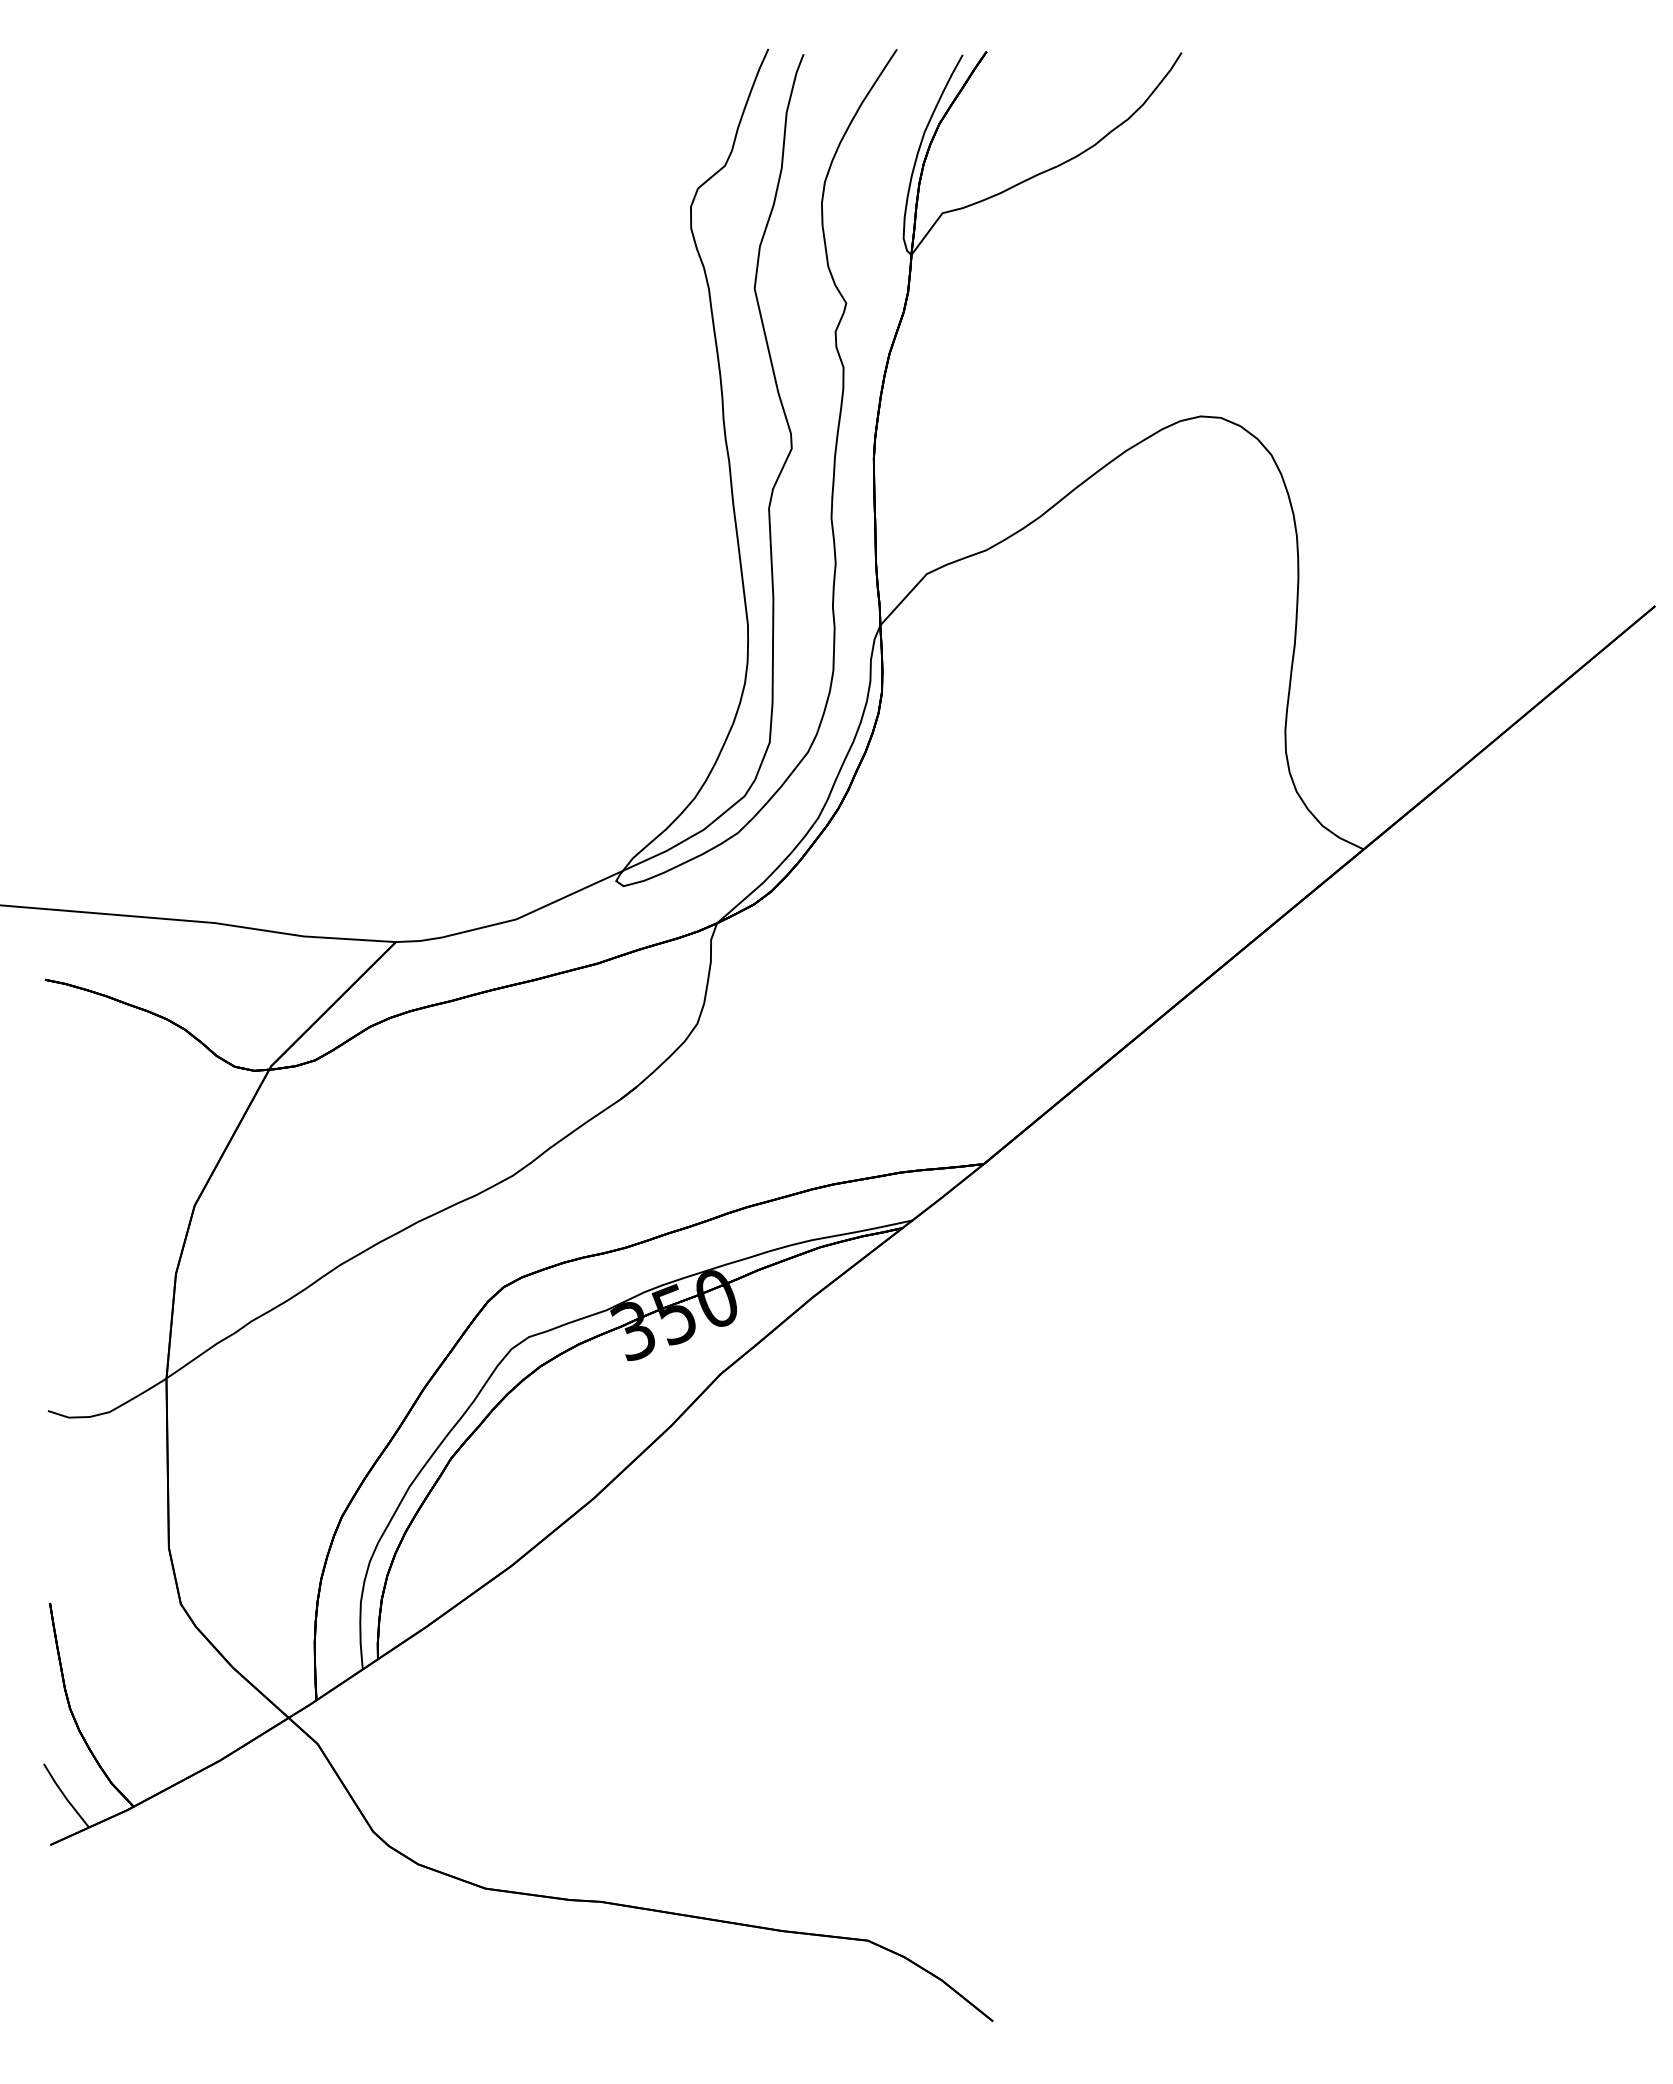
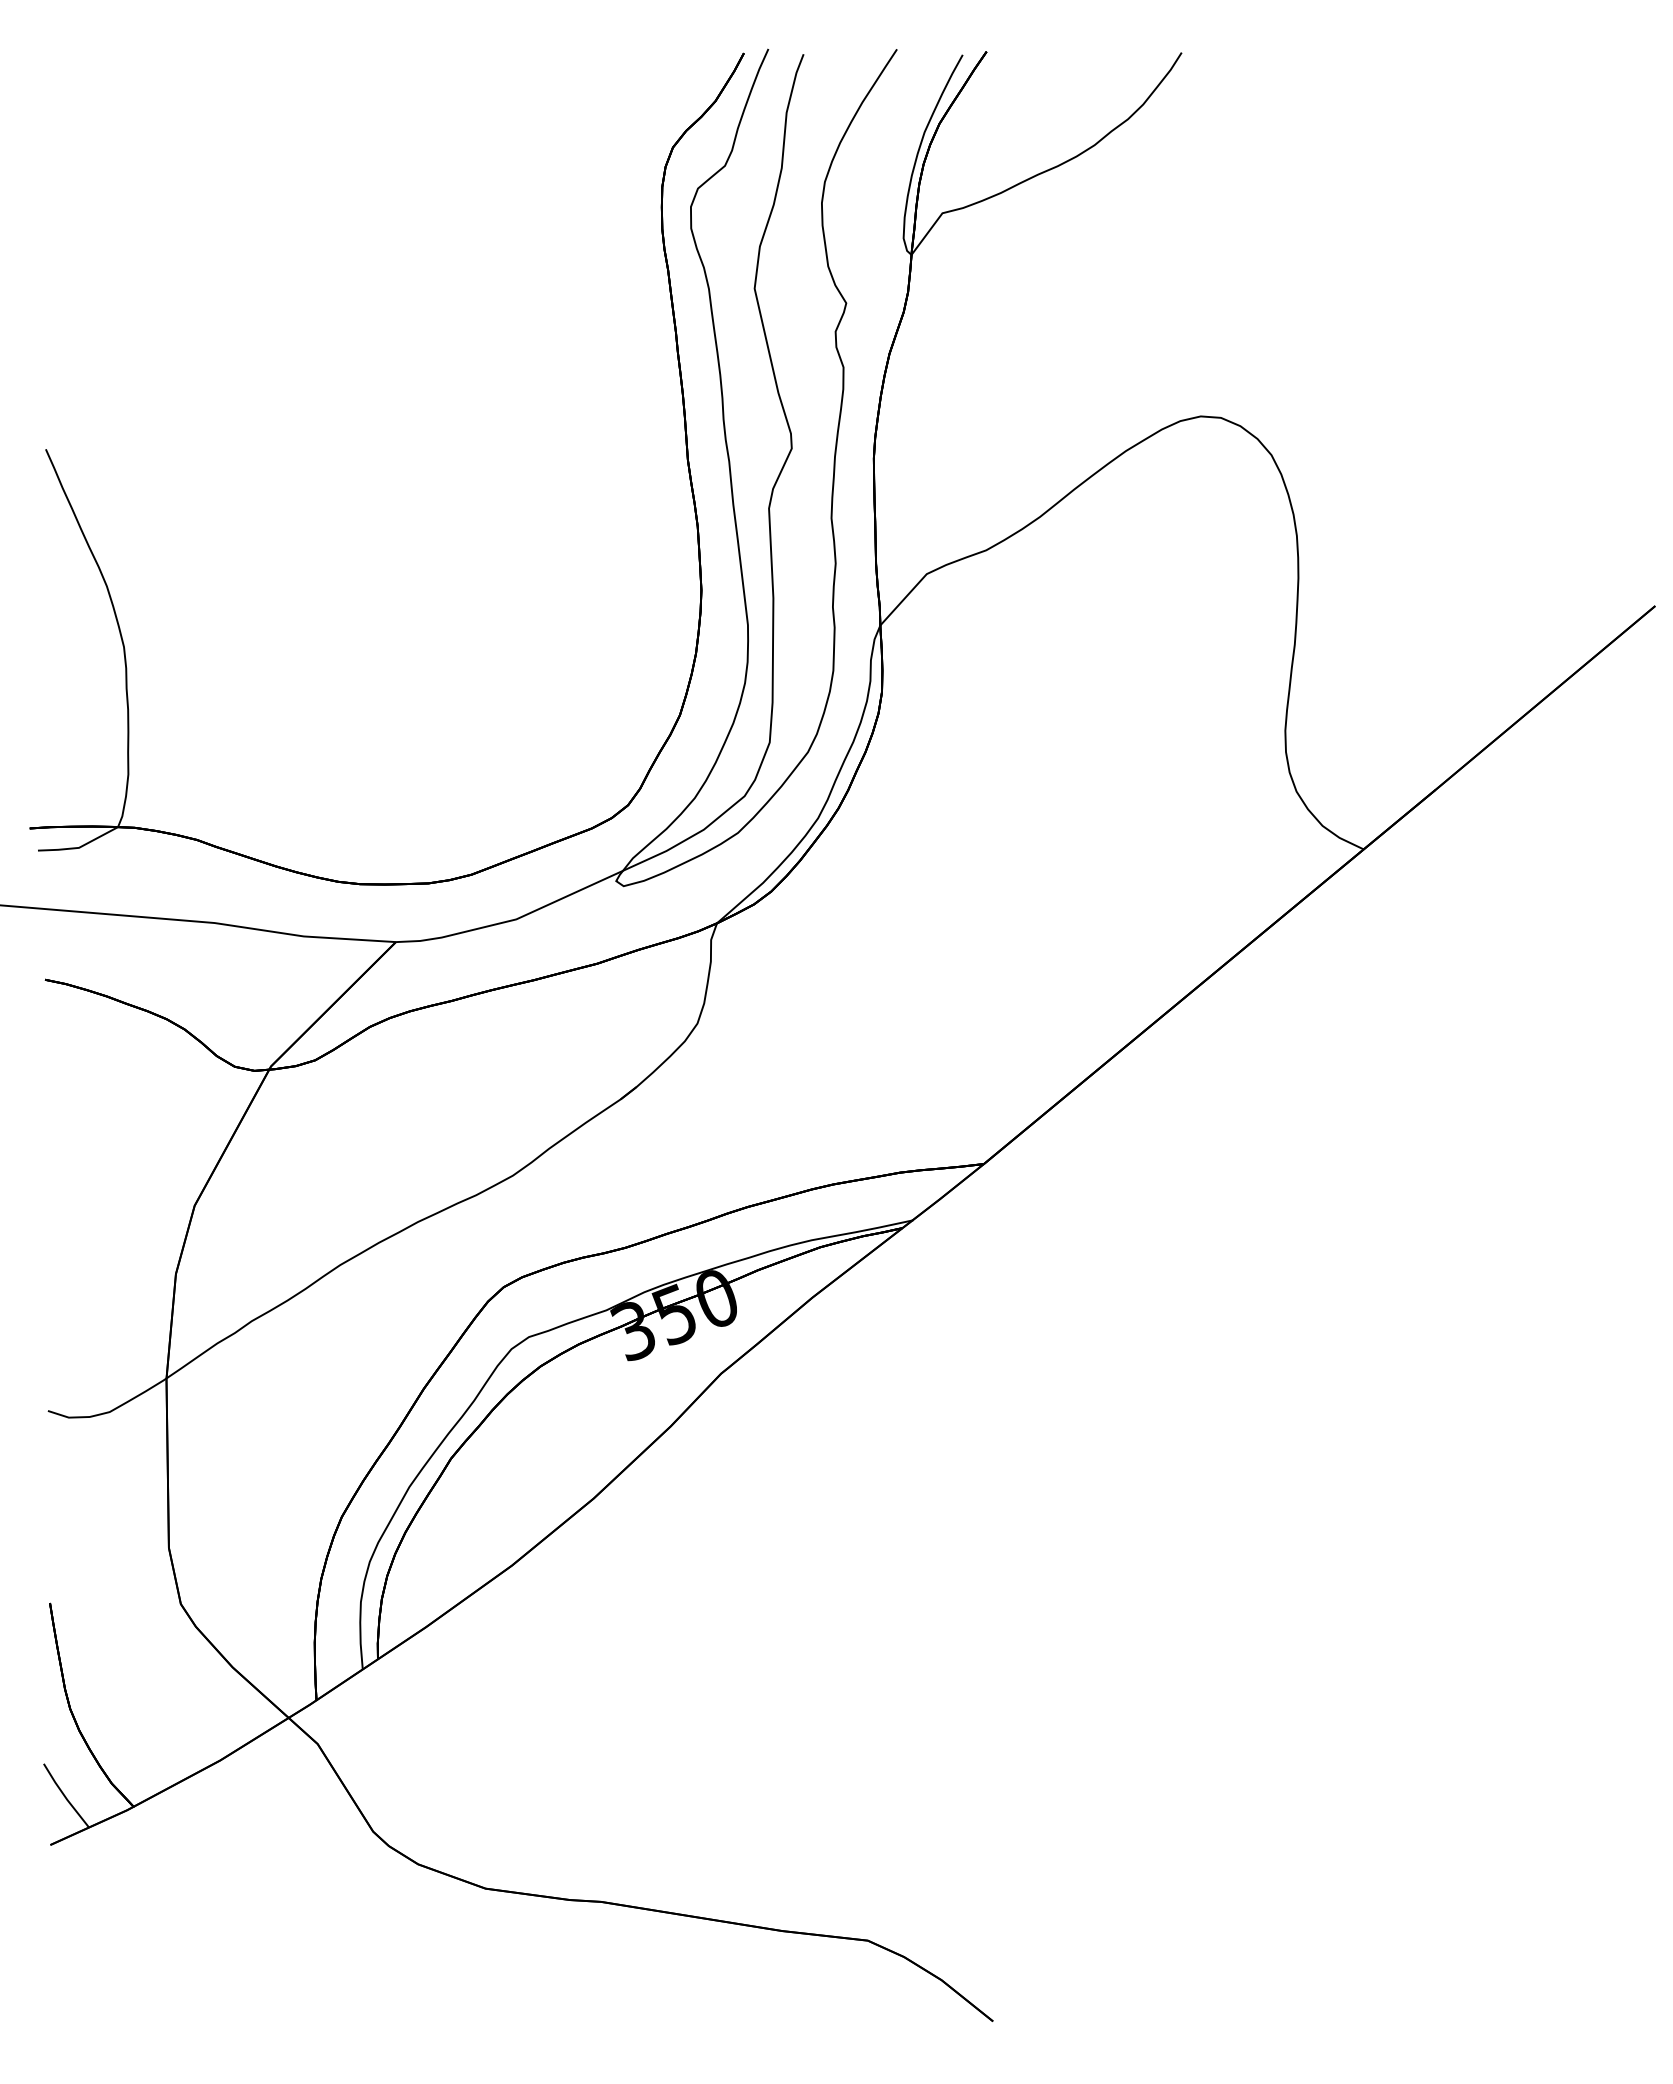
part: none -> present (685, 445)
